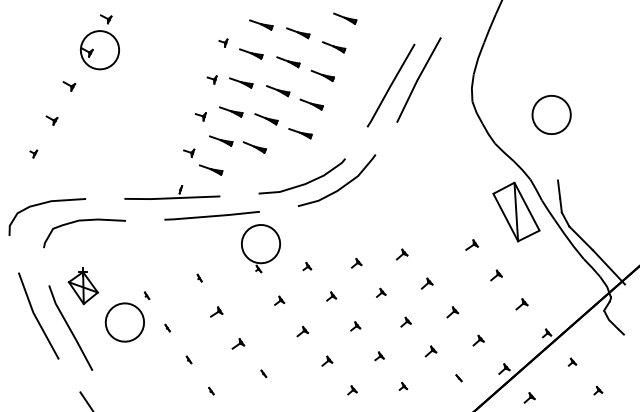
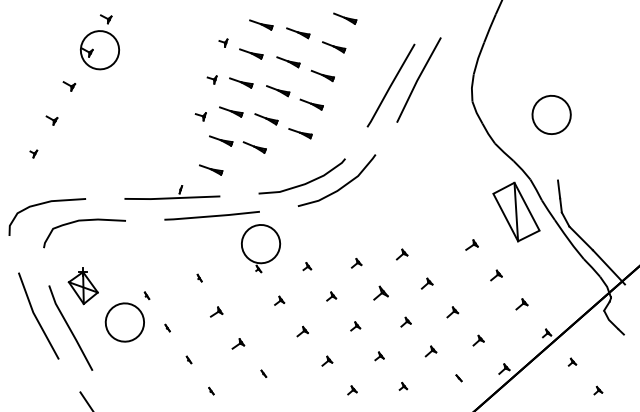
part: present -> none (189, 152)
part size: 11x11 px -> 16x16 px (380, 292)
part: present -> none (529, 397)
